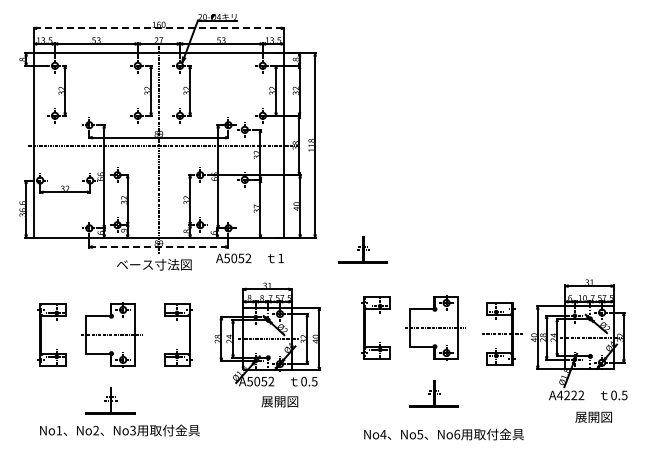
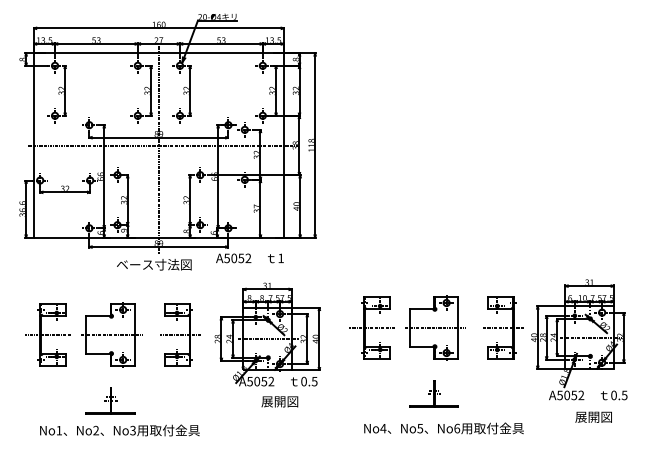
line: dashed -> solid (158, 28)
line: dashed -> solid (158, 247)
part: present -> none (362, 249)
line: none -> present (371, 328)
part position: (502, 333) -> (503, 327) (503, 327)
line: none -> present (48, 334)
line: none -> present (180, 334)
text: A4222 -> A5052 (566, 395)
text position: (443, 434) -> (443, 428) (443, 428)
